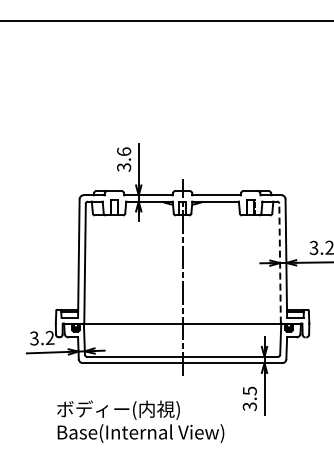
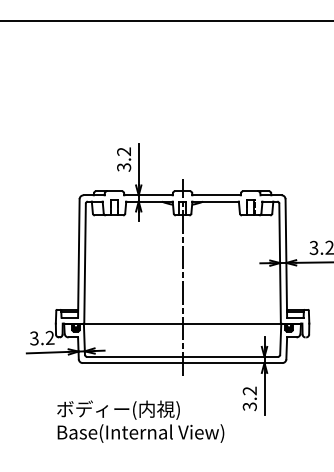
text: 3.6 -> 3.2 (124, 151)
line: dashed -> solid (280, 263)
text: 3.5 -> 3.2 (249, 390)
